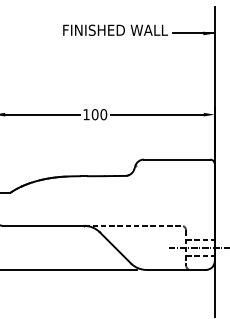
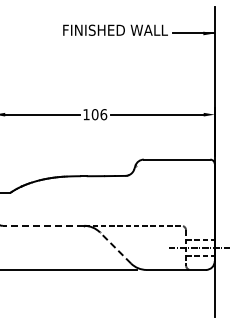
text: 100 -> 106 (103, 114)
line: solid -> dashed (43, 225)
line: solid -> dashed (115, 247)
